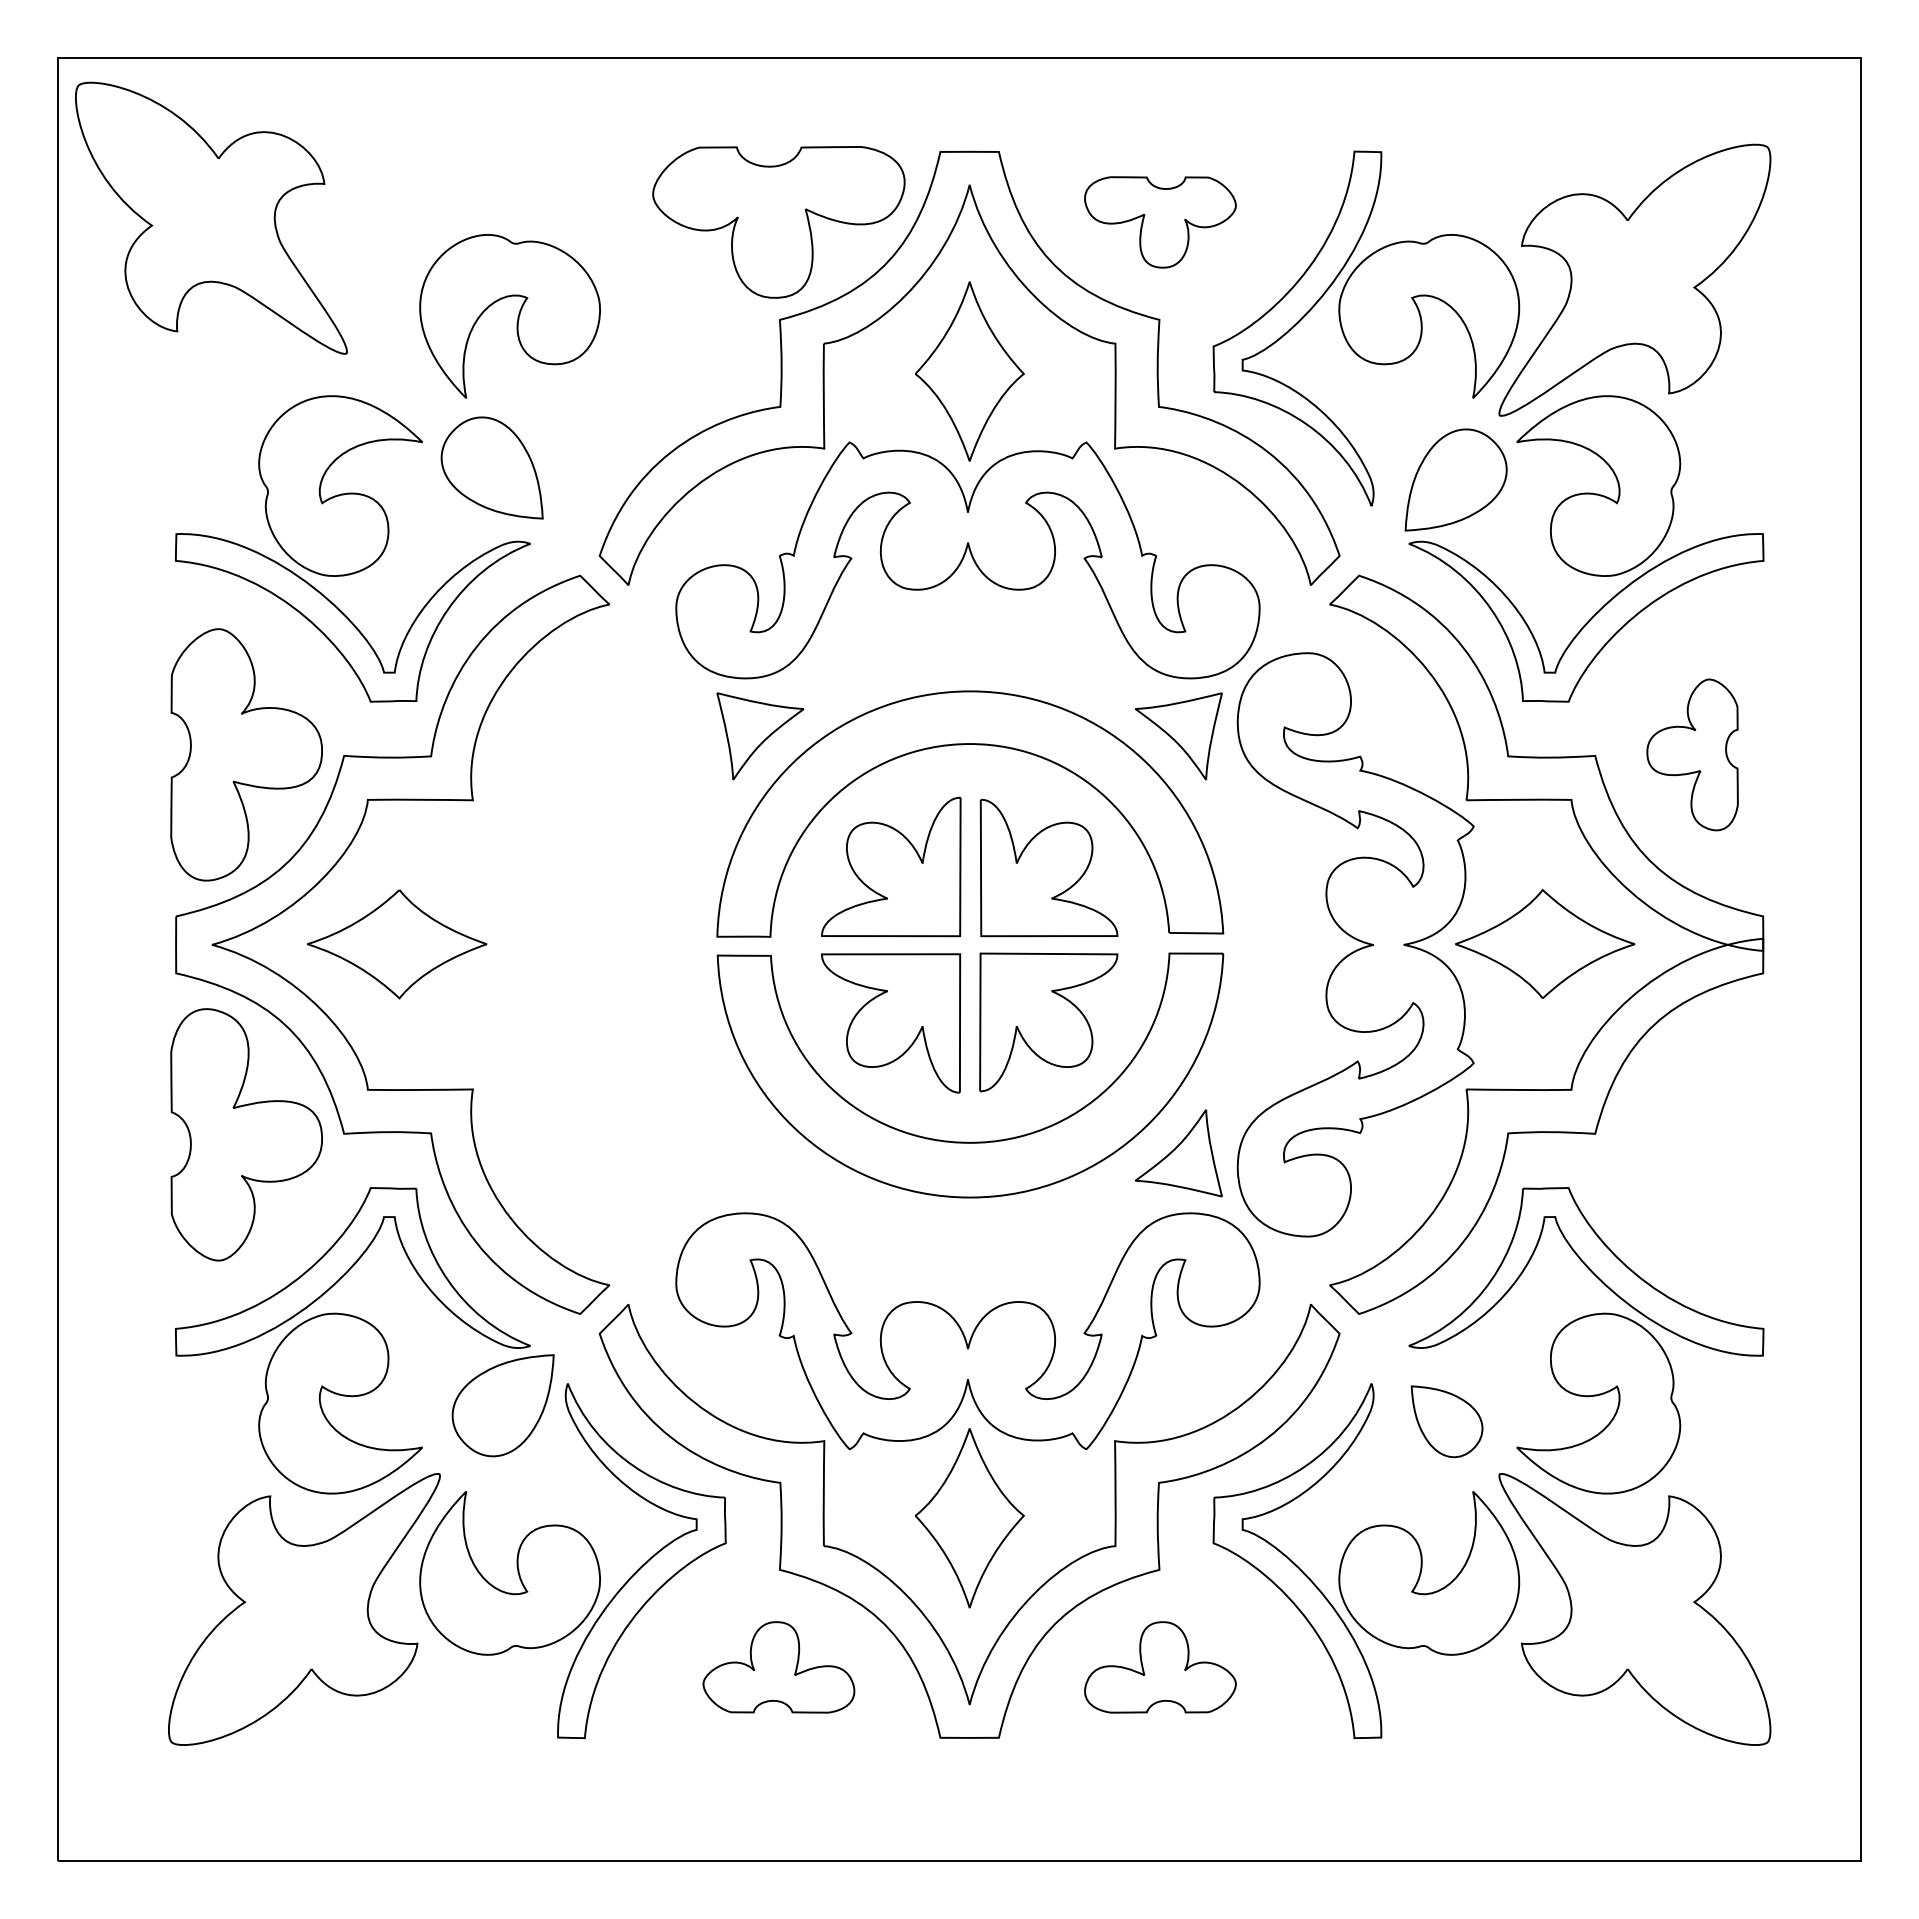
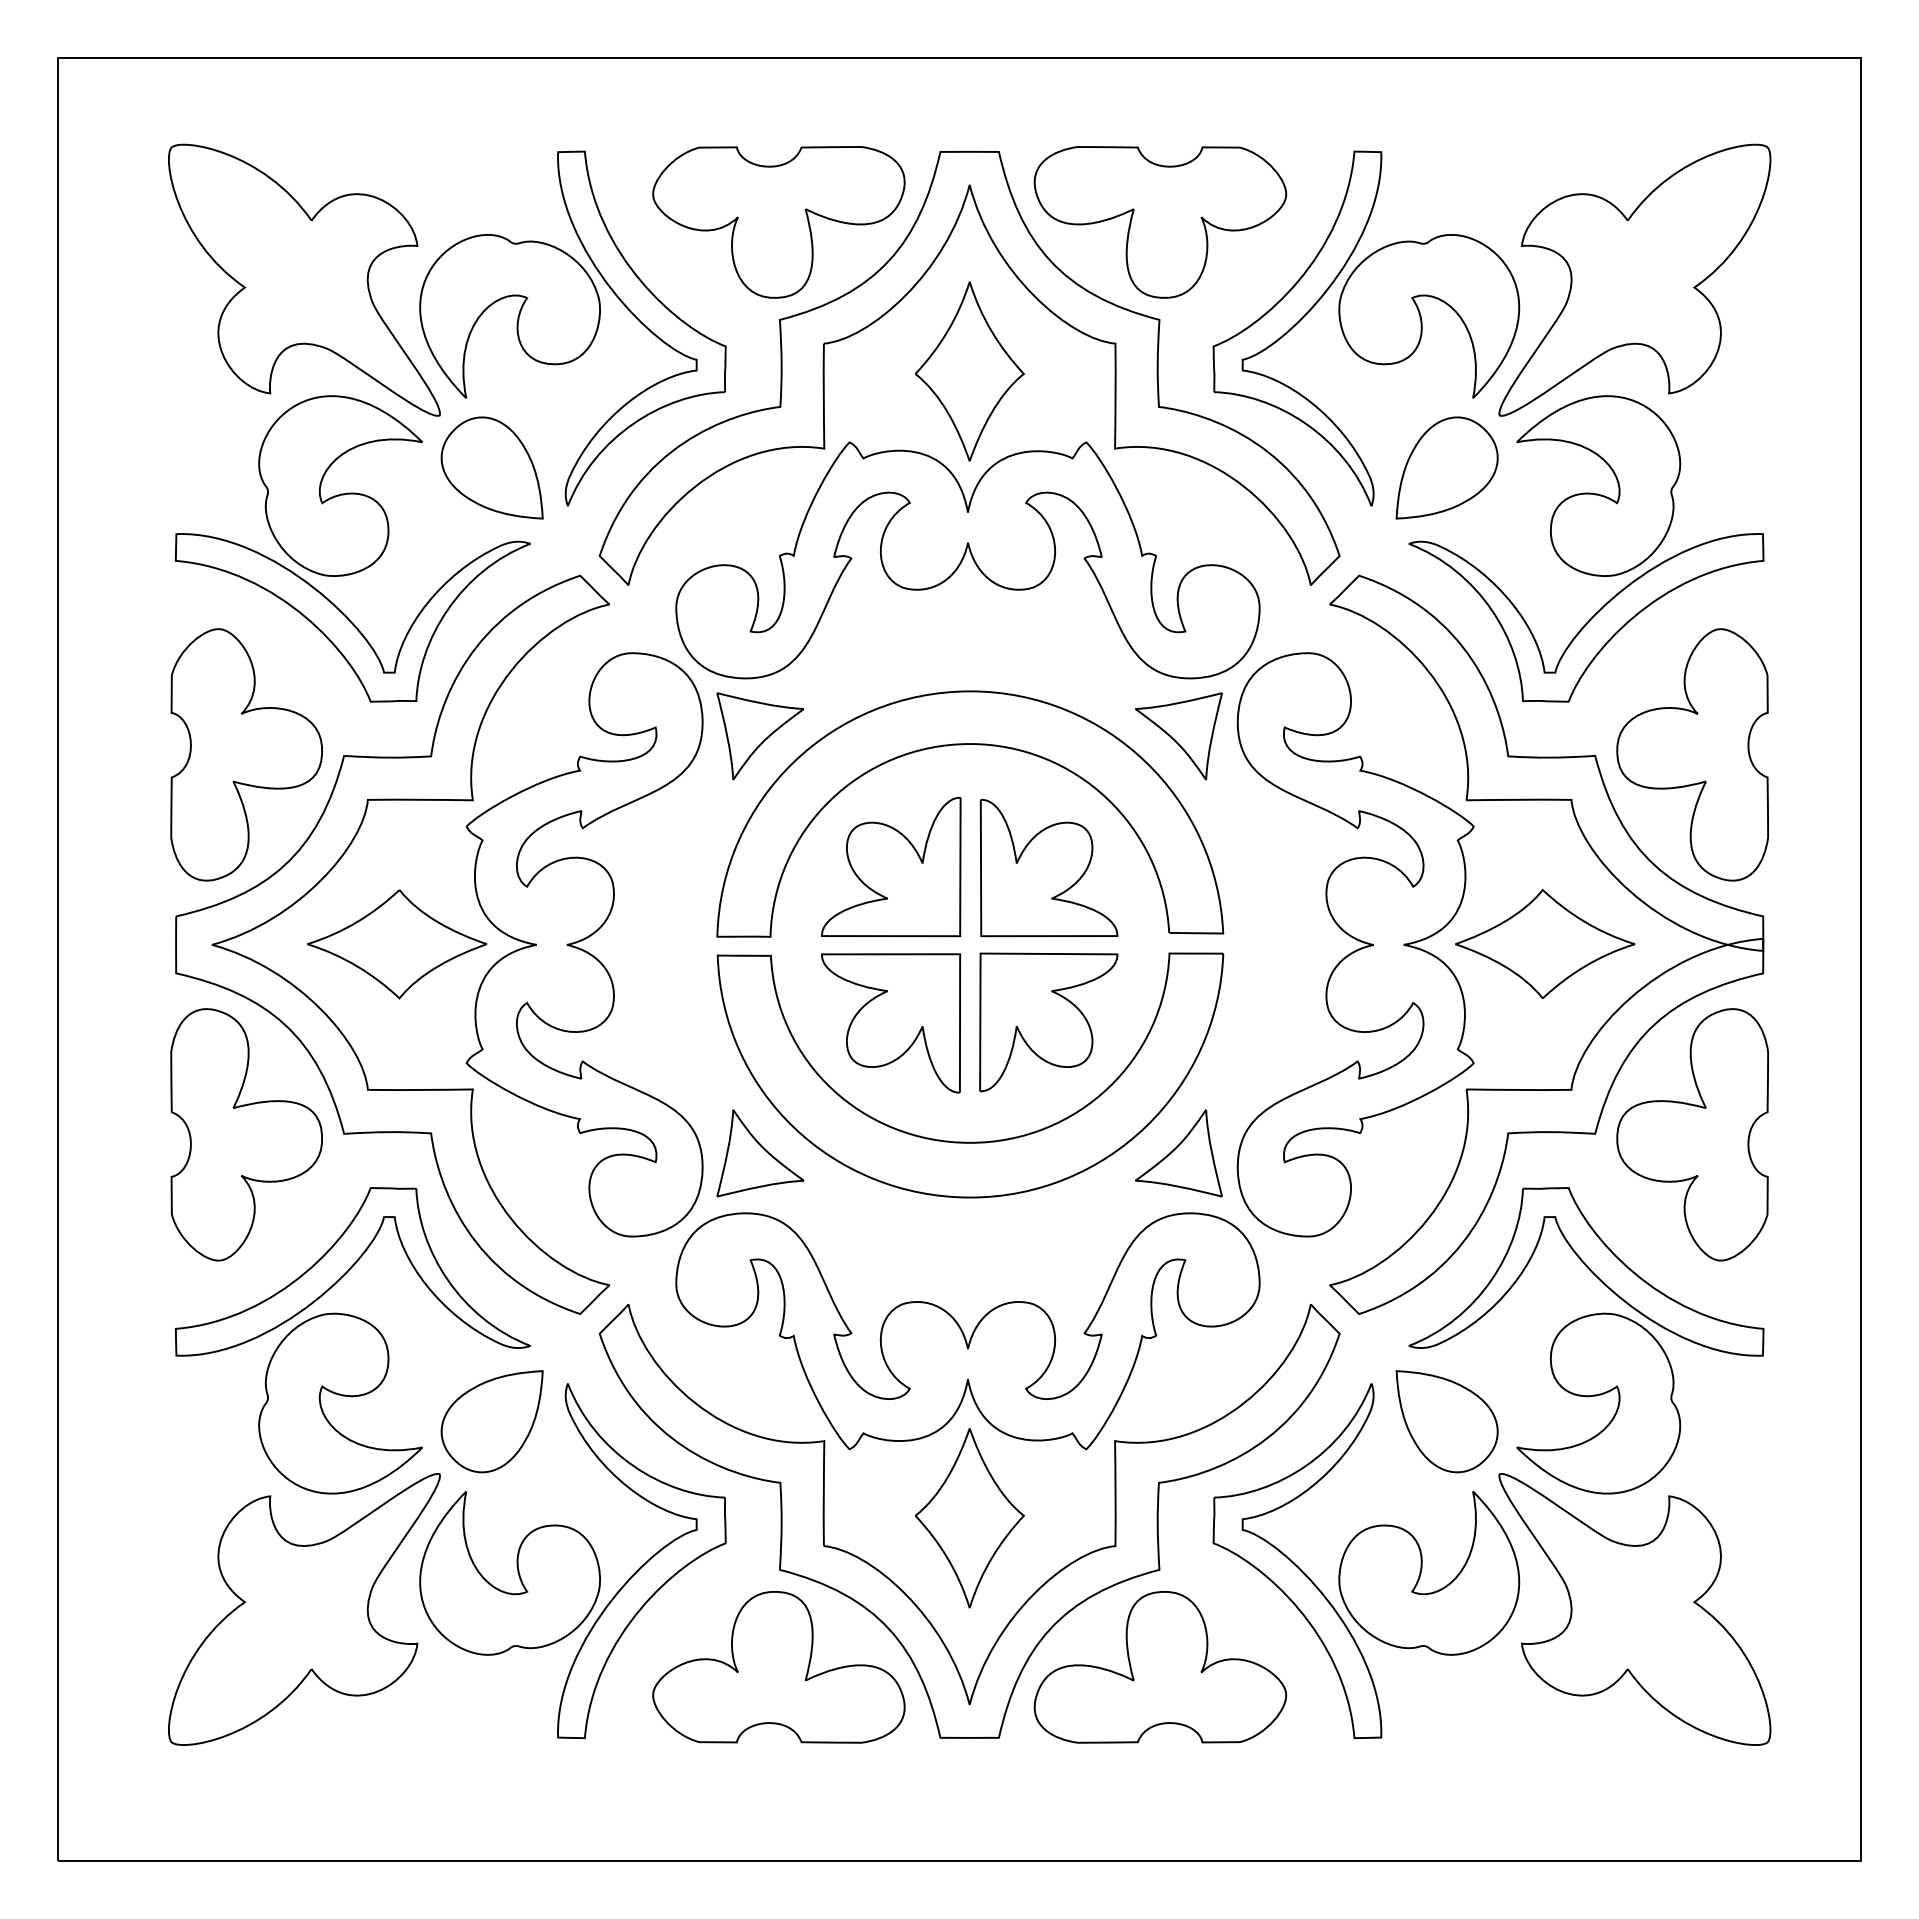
part position: (211, 217) -> (304, 279) (304, 279)
part size: 153x93 px -> 255x153 px (1160, 222)
part: none -> present (641, 328)
part position: (1455, 479) -> (1446, 467) (1446, 467)
part size: 93x154 px -> 153x254 px (1692, 754)
part: none -> present (584, 944)
part: none -> present (1692, 1134)
part: none -> present (760, 1153)
part position: (502, 1405) -> (491, 1421) (491, 1421)
part size: 74x74 px -> 104x104 px (1446, 1421)
part size: 154x93 px -> 254x153 px (778, 1667)
part size: 153x93 px -> 255x153 px (1160, 1667)
